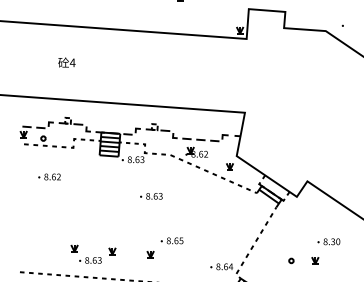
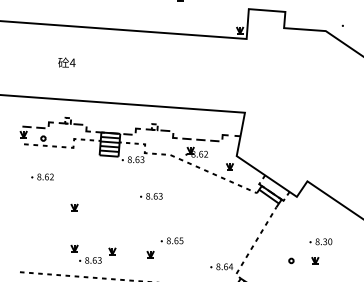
text position: (49, 176) -> (42, 176) (42, 176)
part: none -> present (74, 207)
text position: (328, 241) -> (320, 241) (320, 241)
